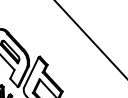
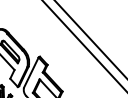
line: none -> present (84, 45)
